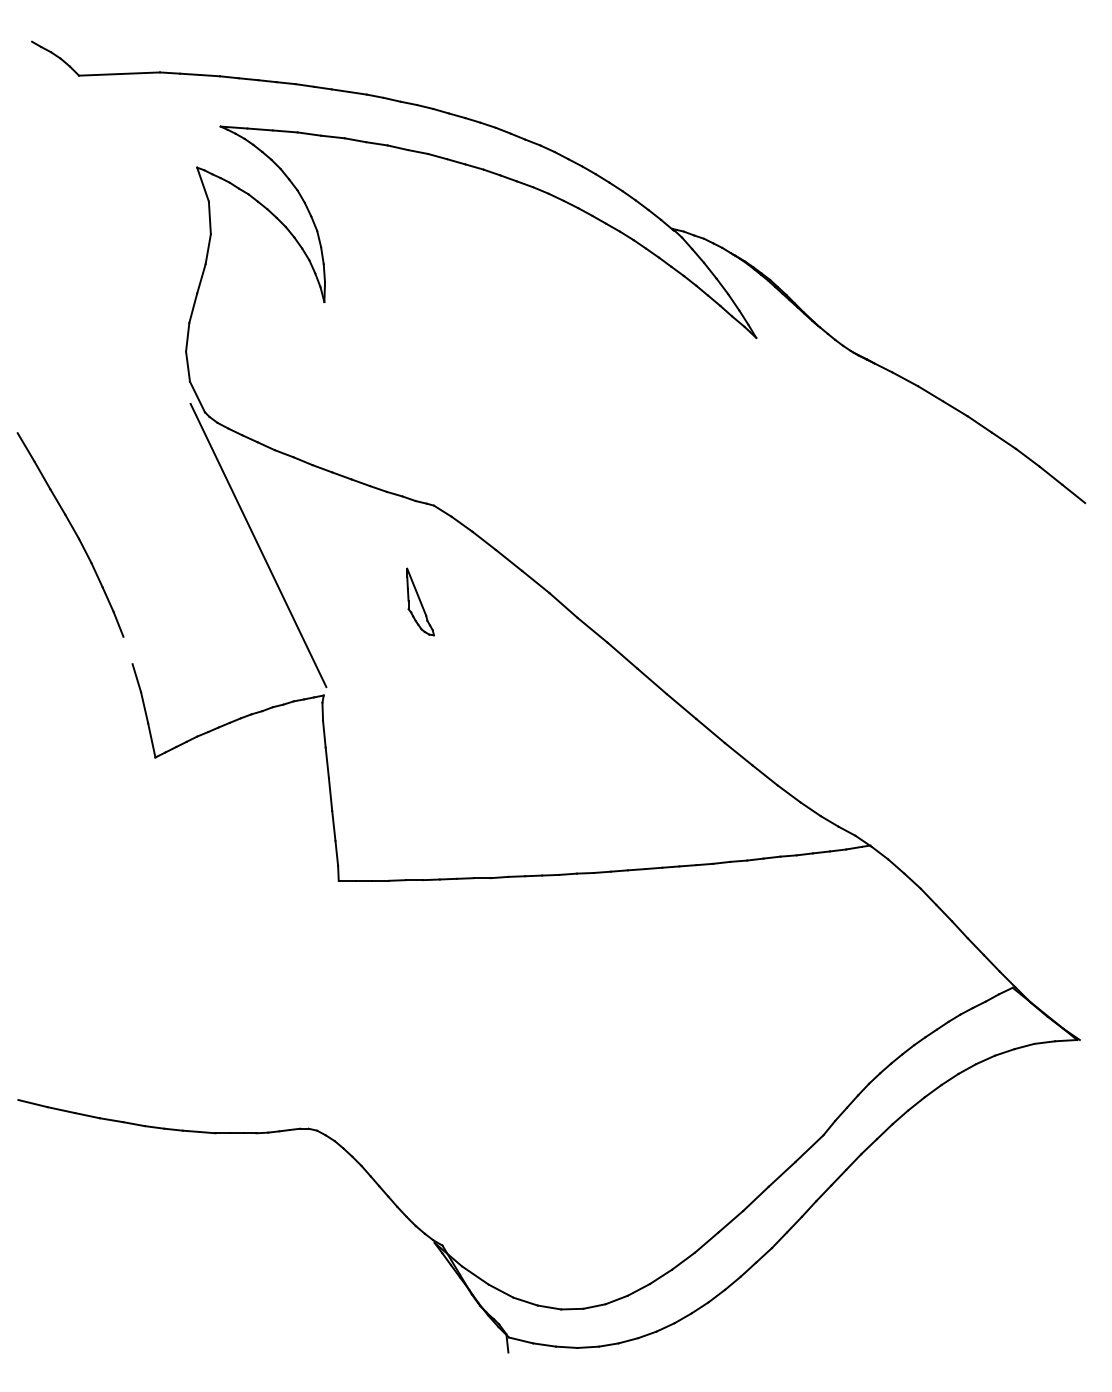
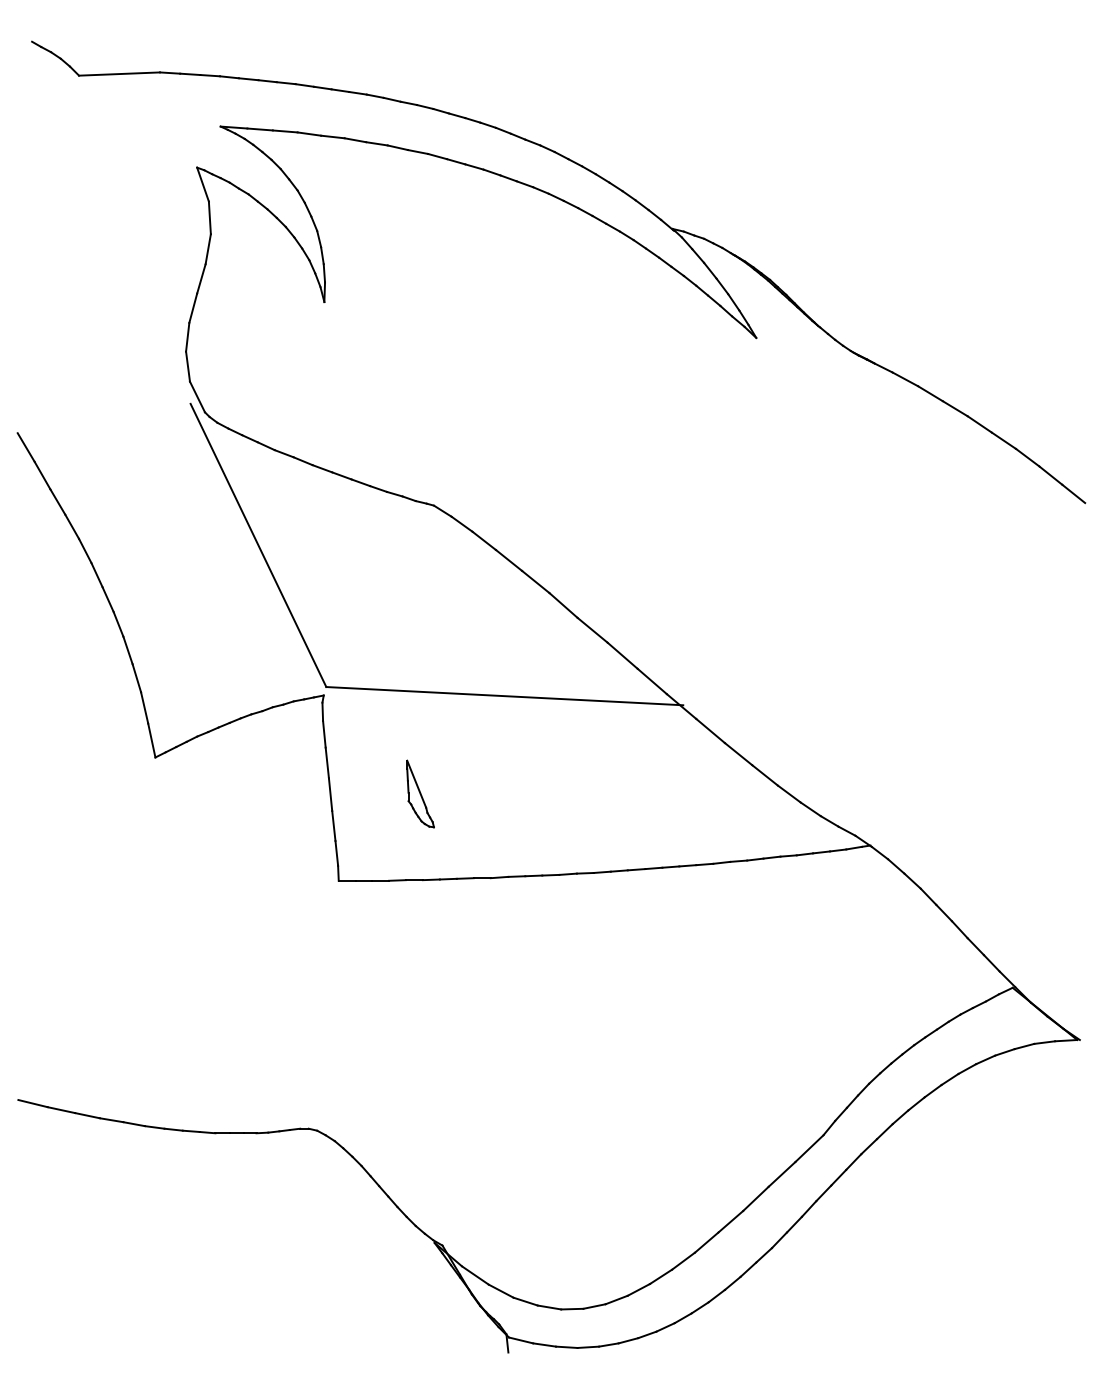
part position: (420, 601) -> (420, 793) (420, 793)
line: none -> present (127, 650)
line: none -> present (504, 696)
